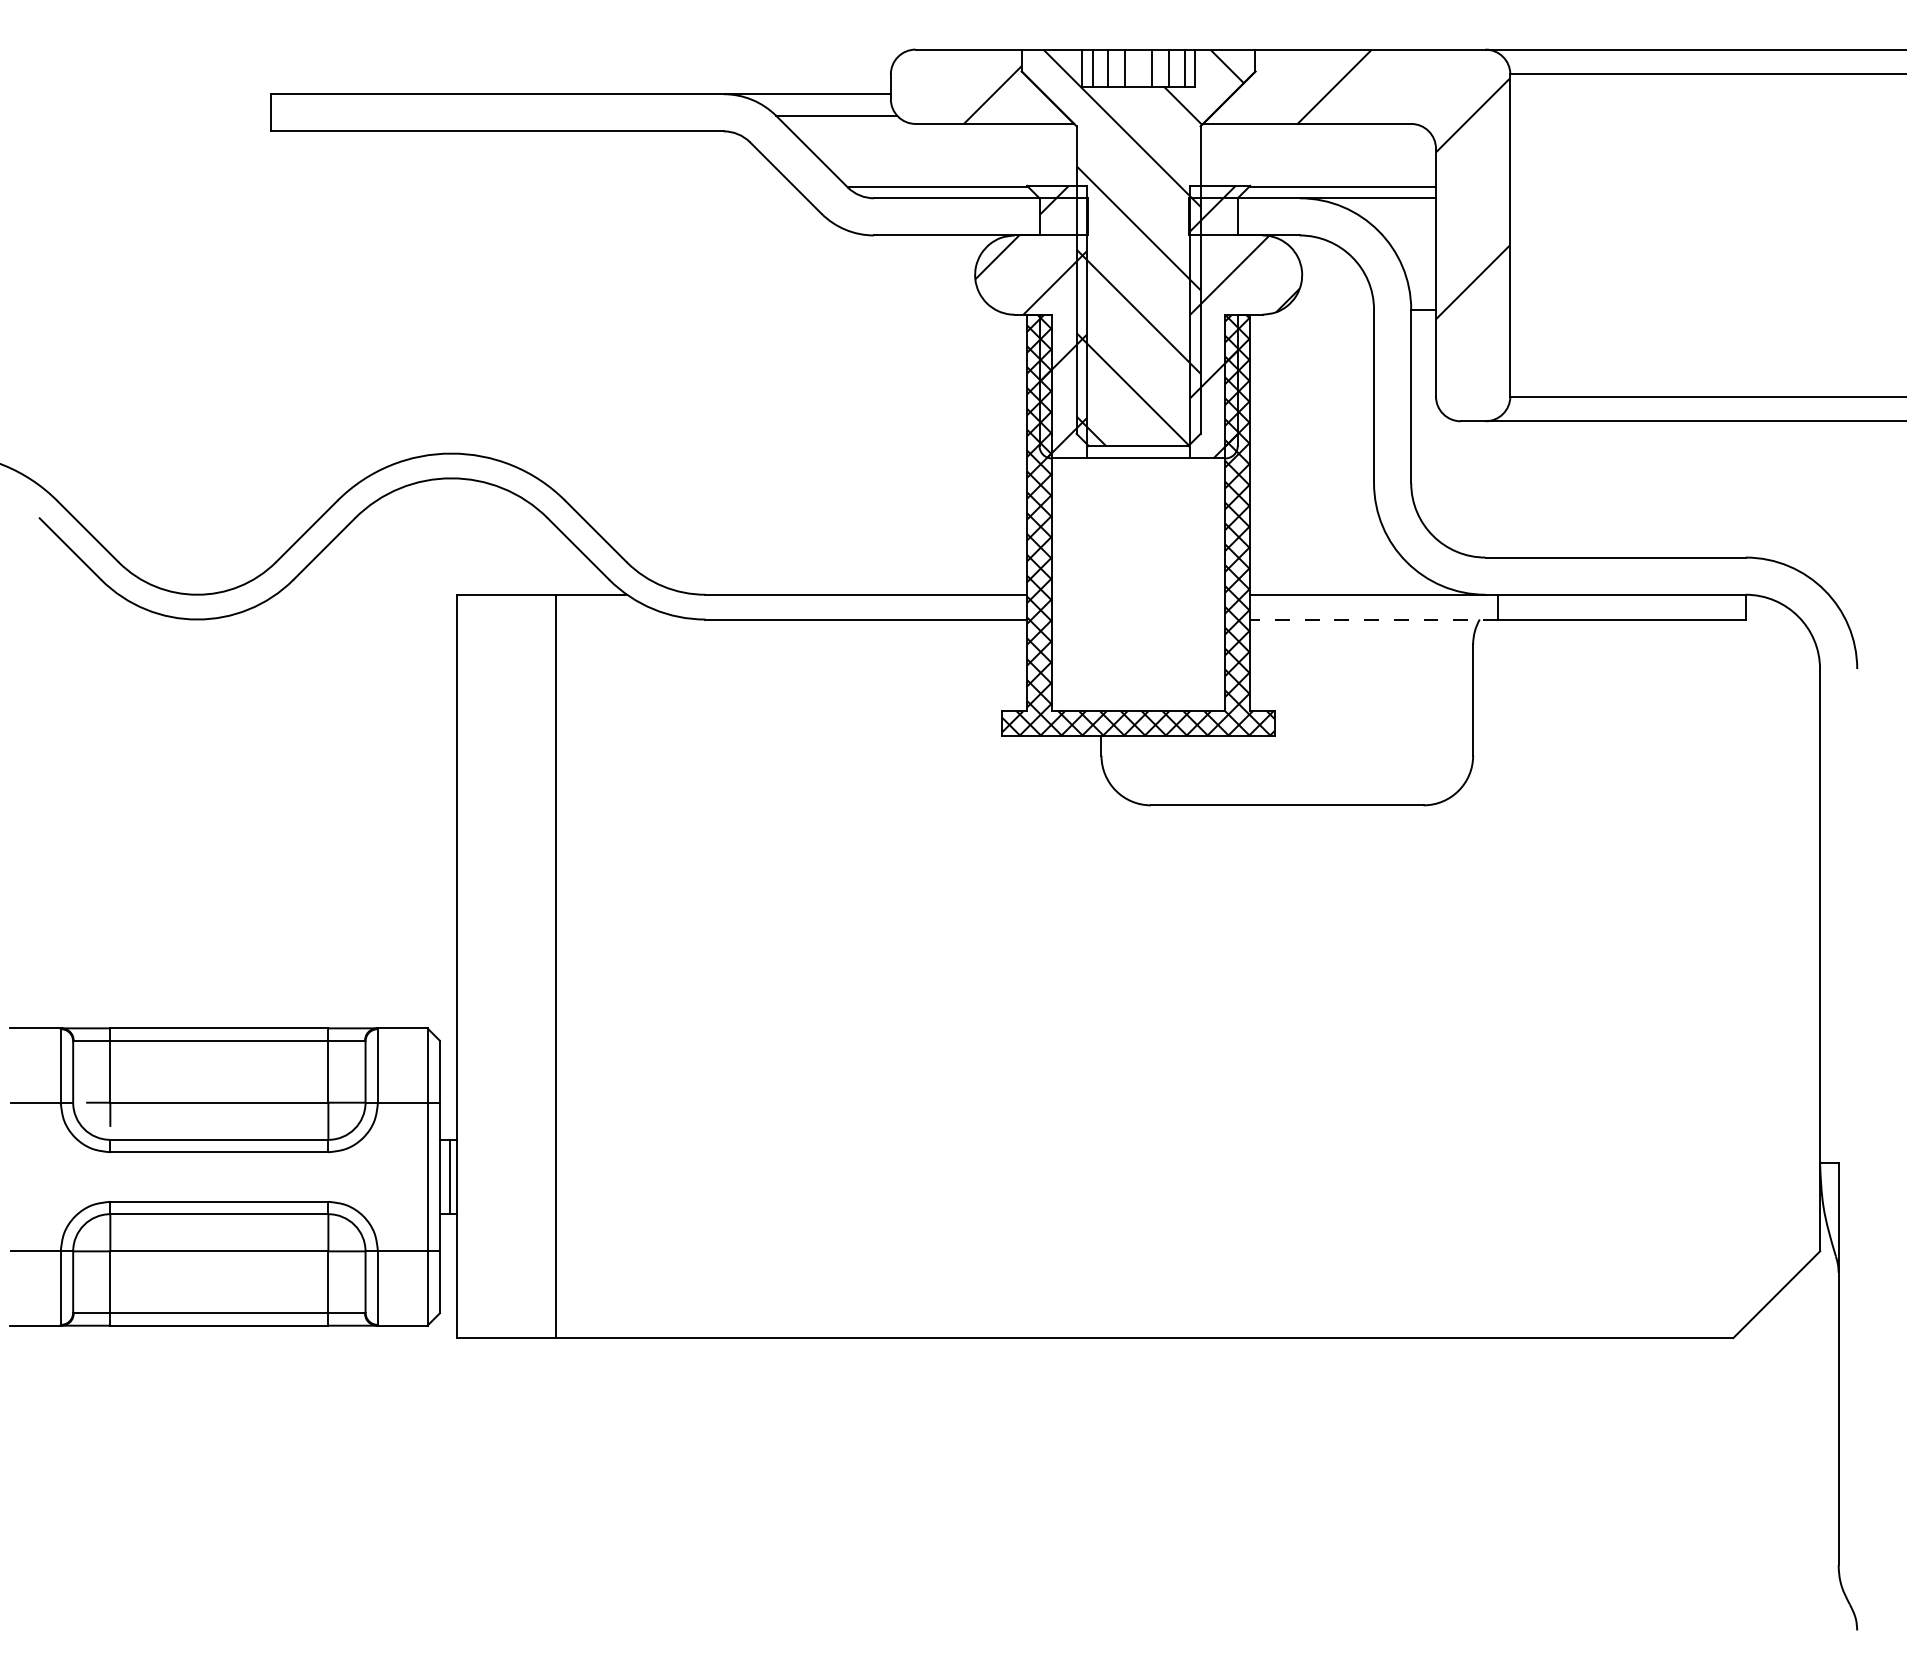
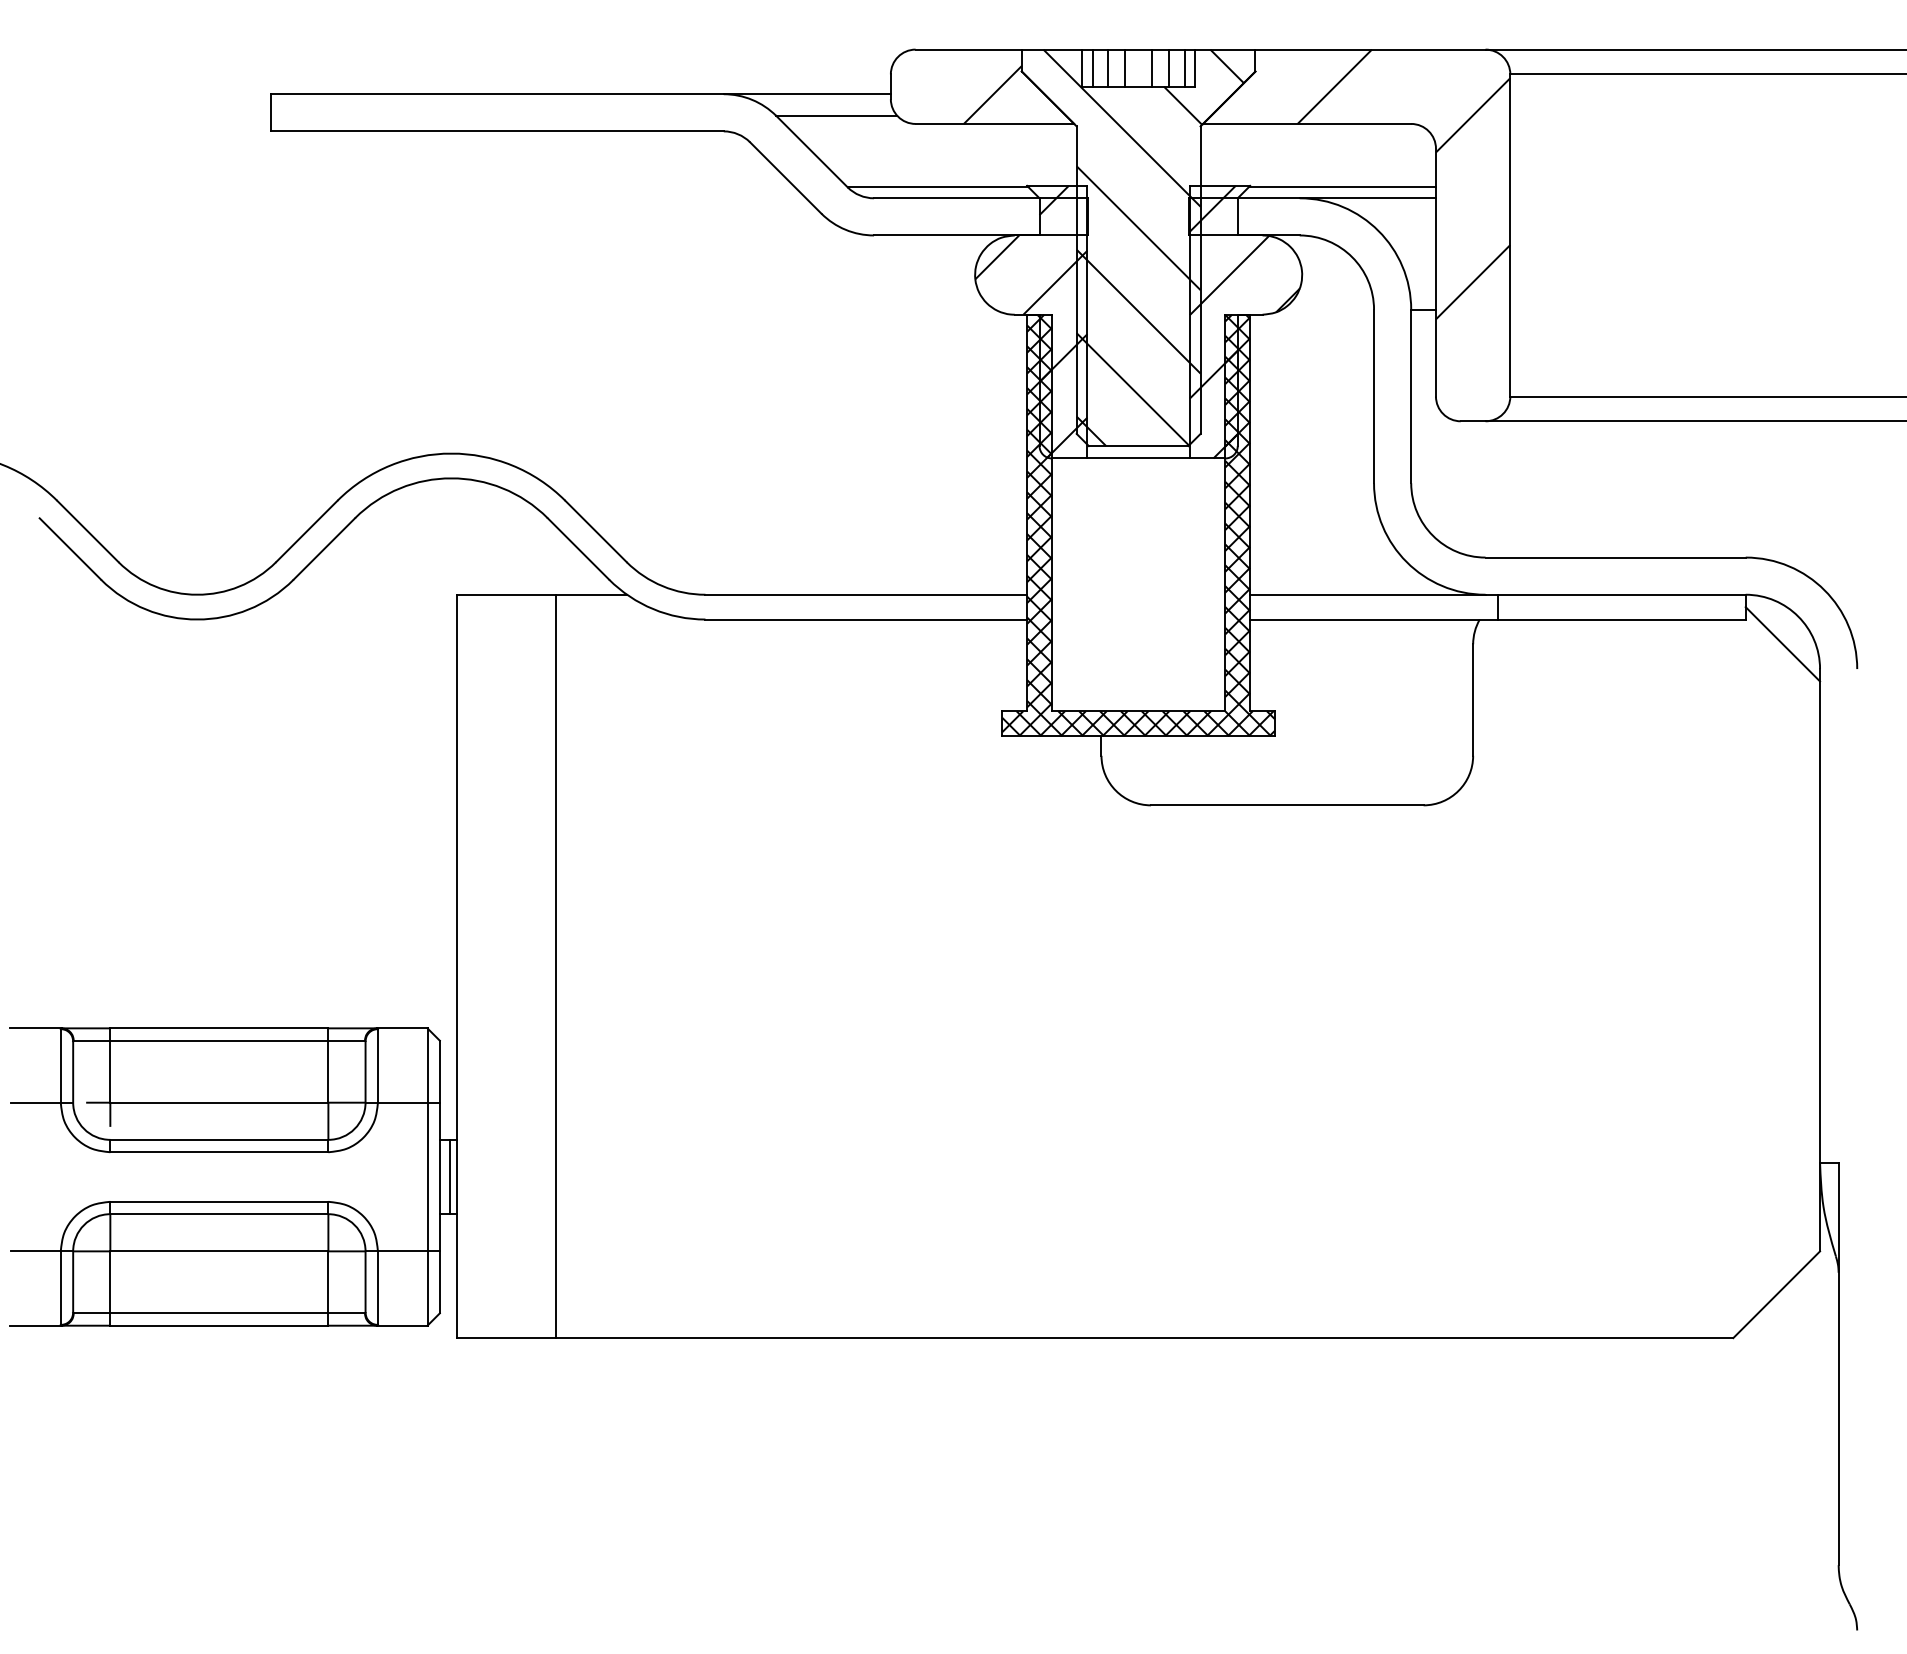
line: dashed -> solid (1374, 619)
line: none -> present (1782, 644)
